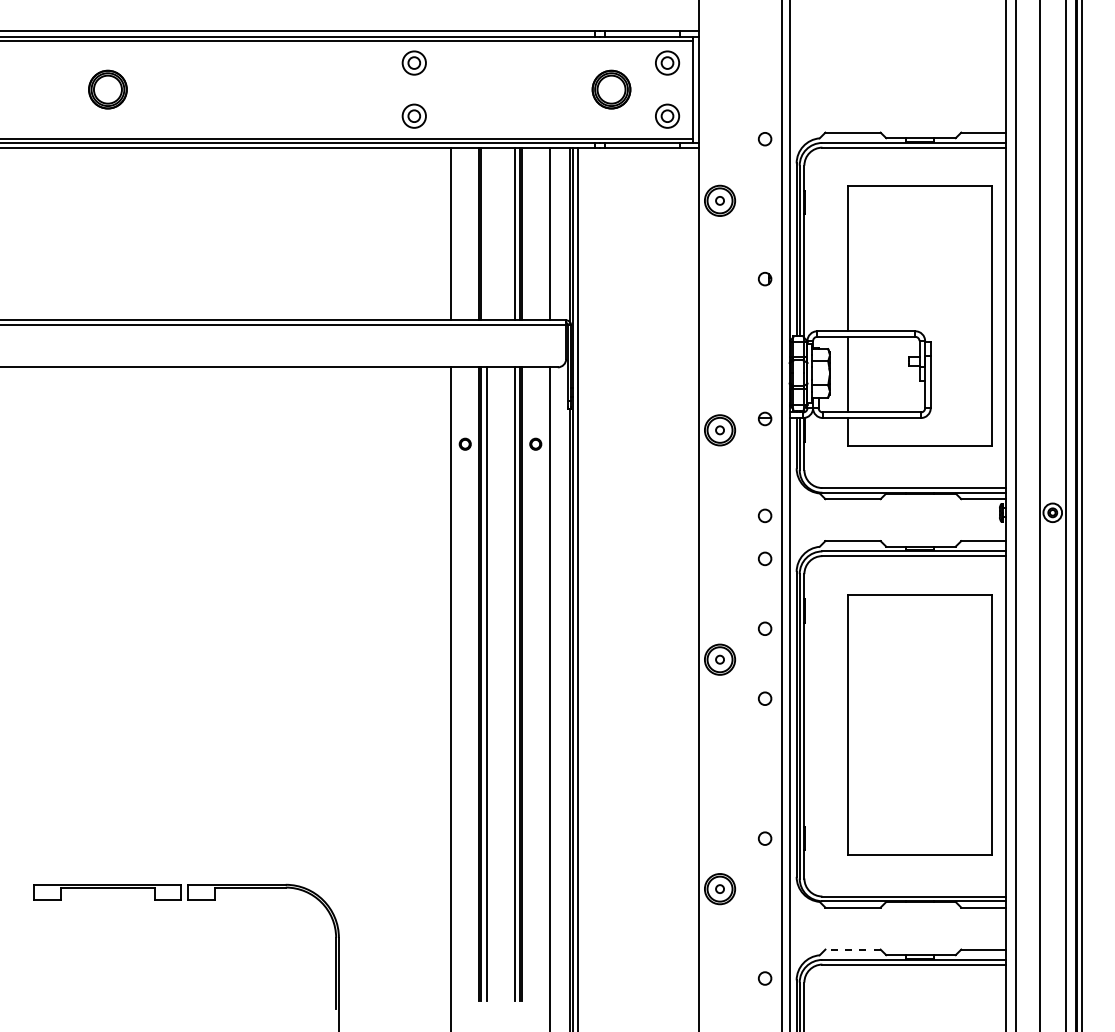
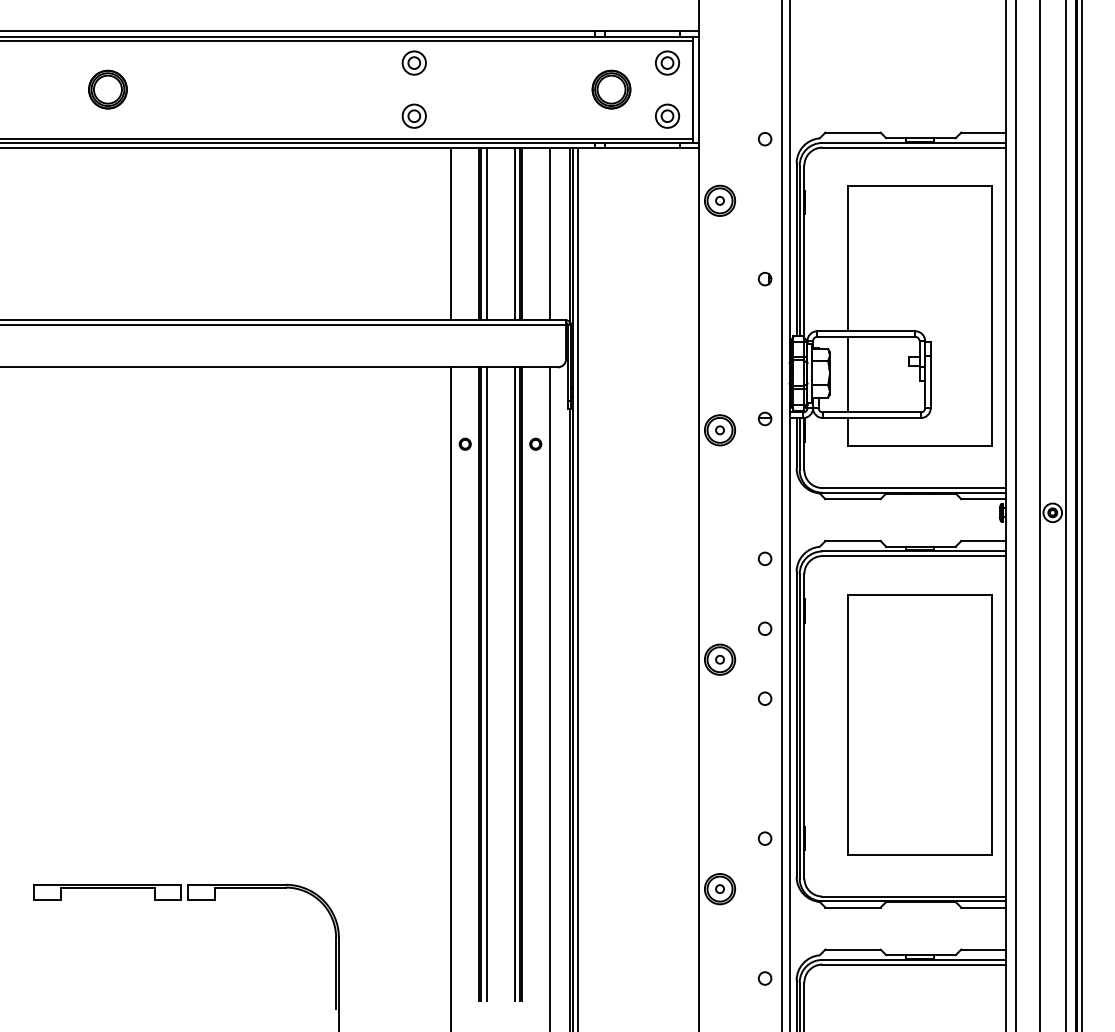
line: none -> present (486, 234)
circle: present -> none (764, 515)
line: dashed -> solid (853, 949)
